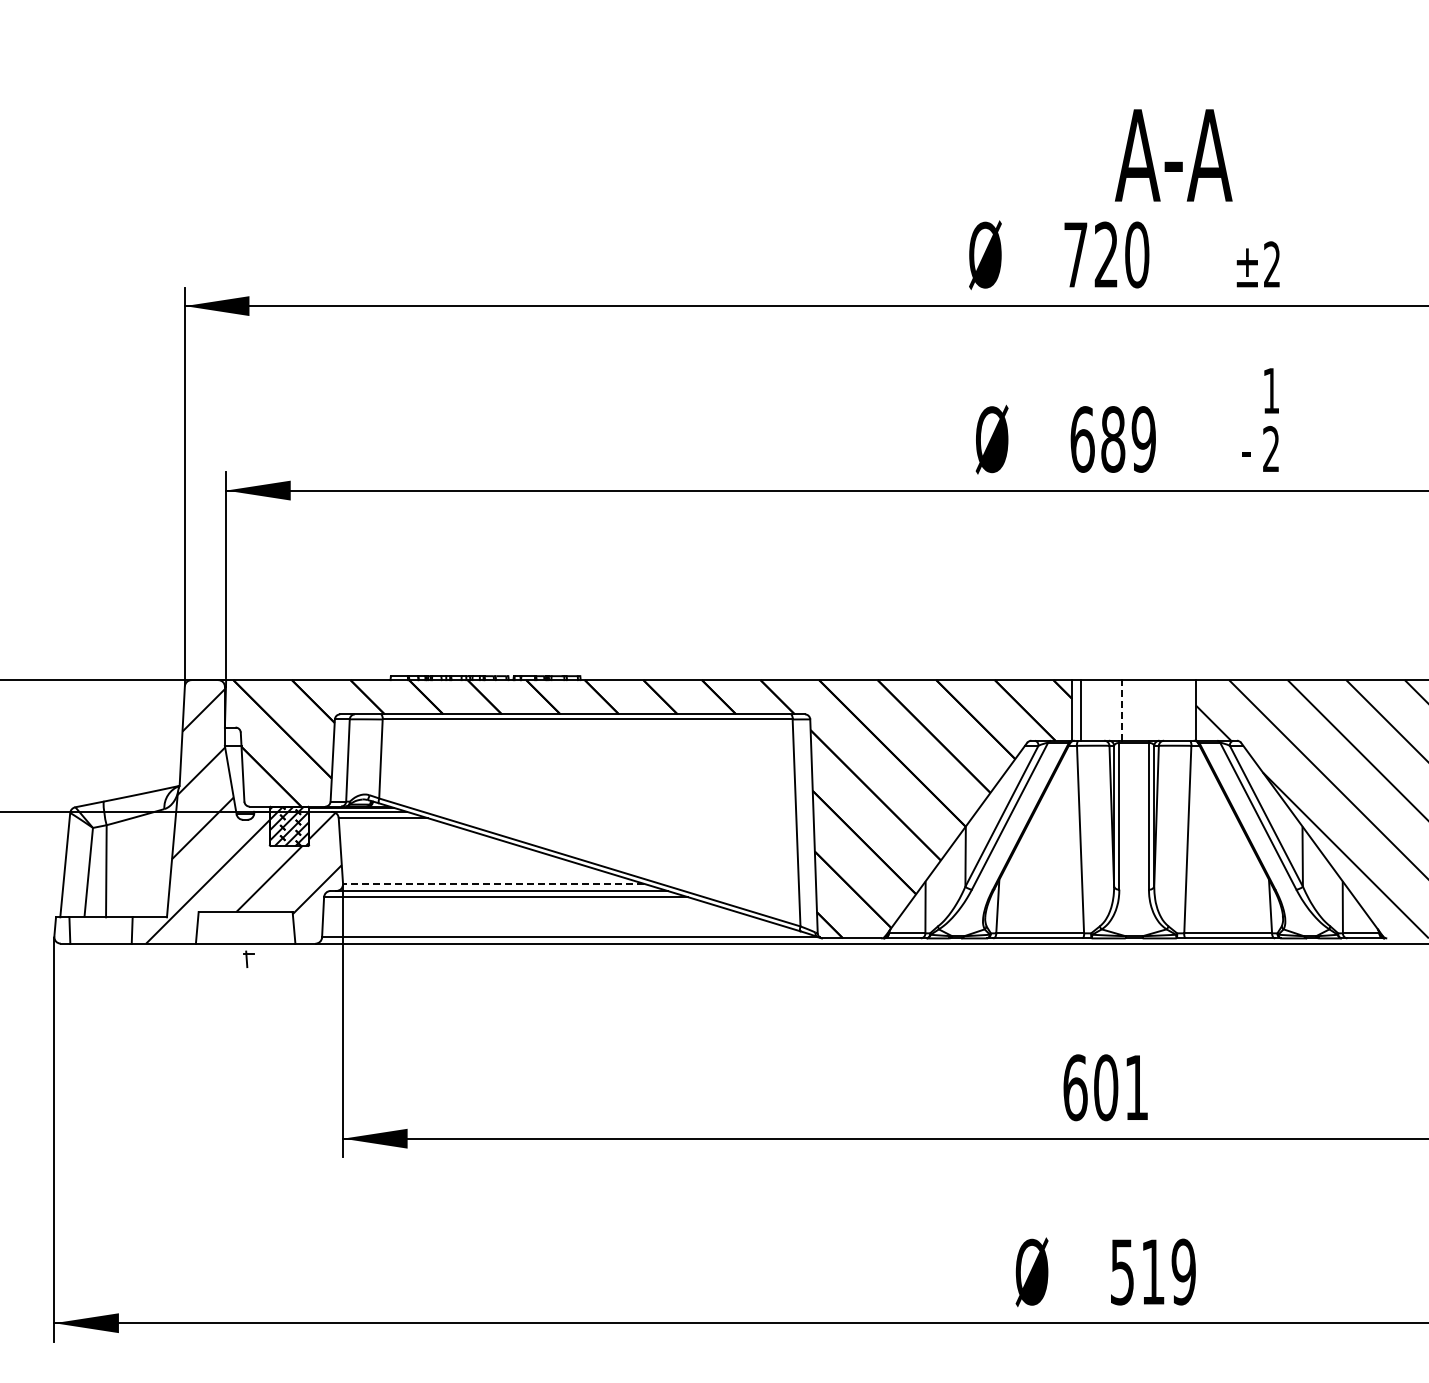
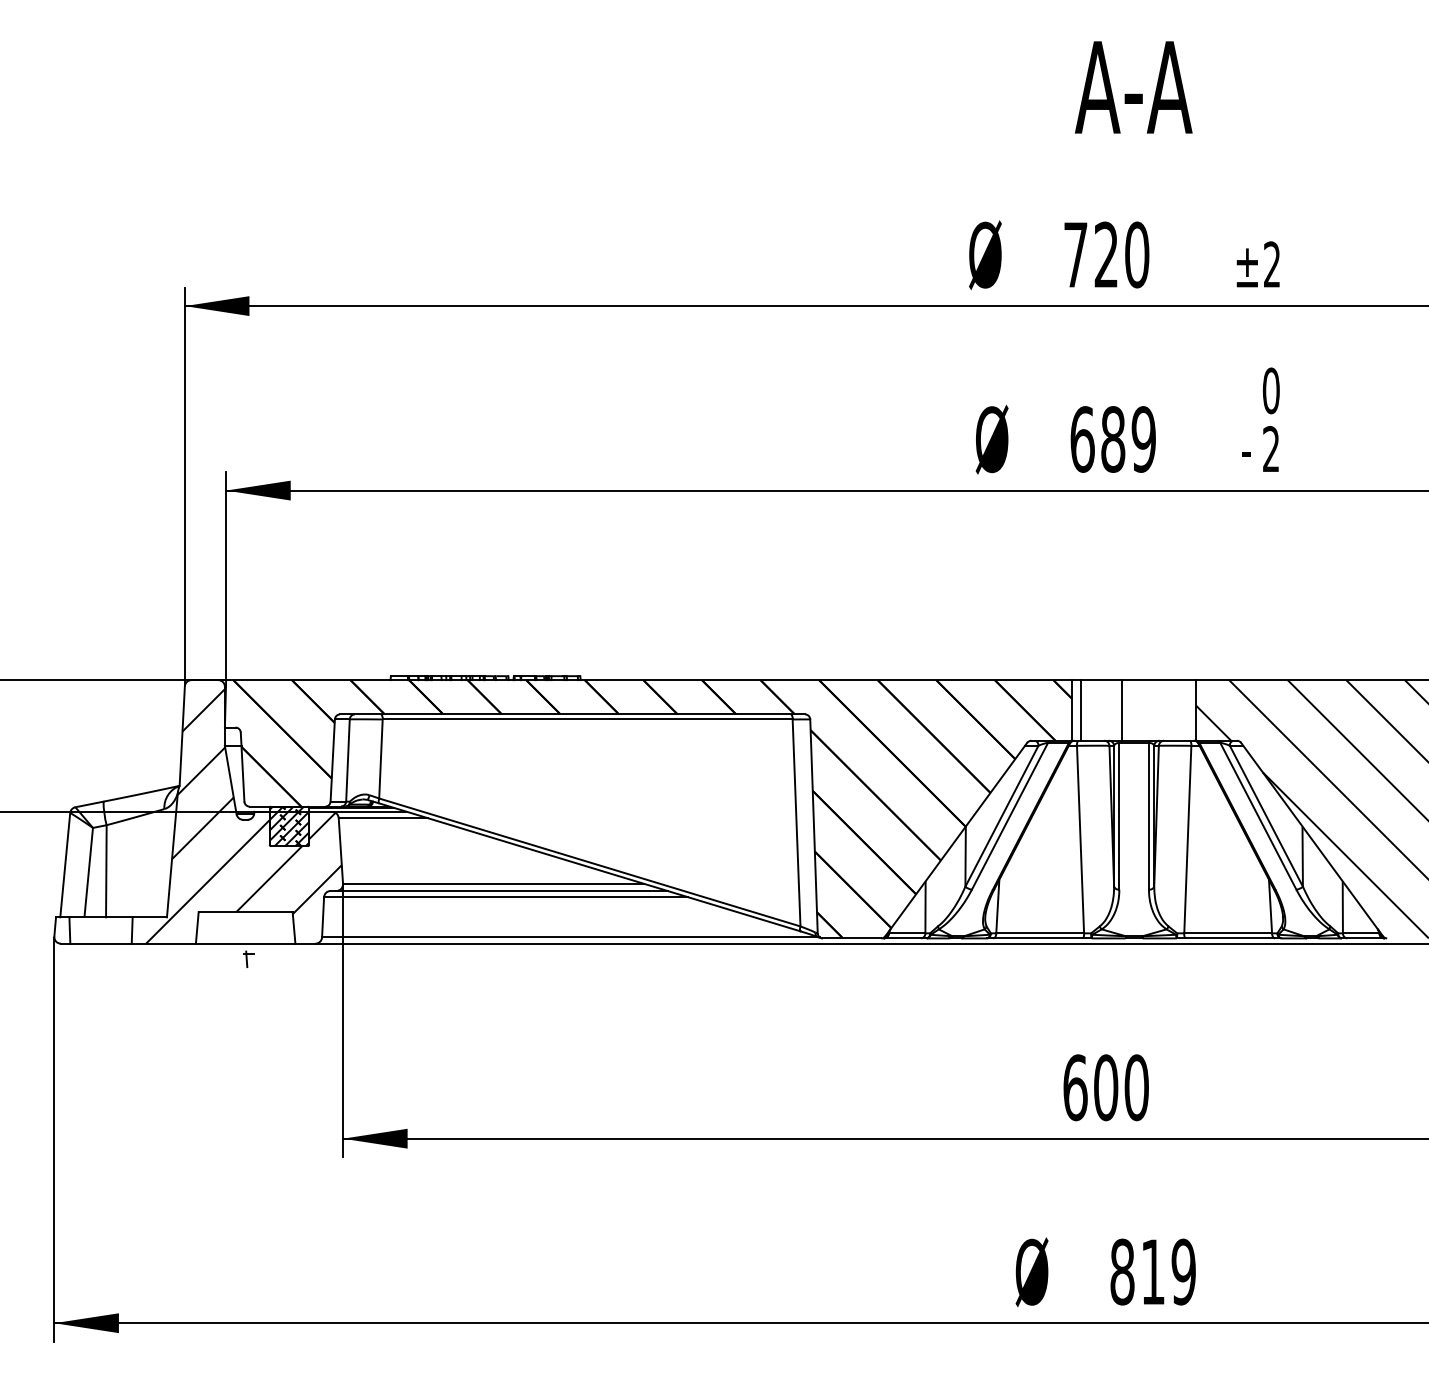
text position: (1173, 155) -> (1133, 87) (1133, 87)
text: 1 -> 0 (1270, 390)
line: dashed -> solid (1122, 709)
line: dashed -> solid (493, 883)
text: 601 -> 600 (1136, 1087)
text: 519 -> 819 (1122, 1271)
